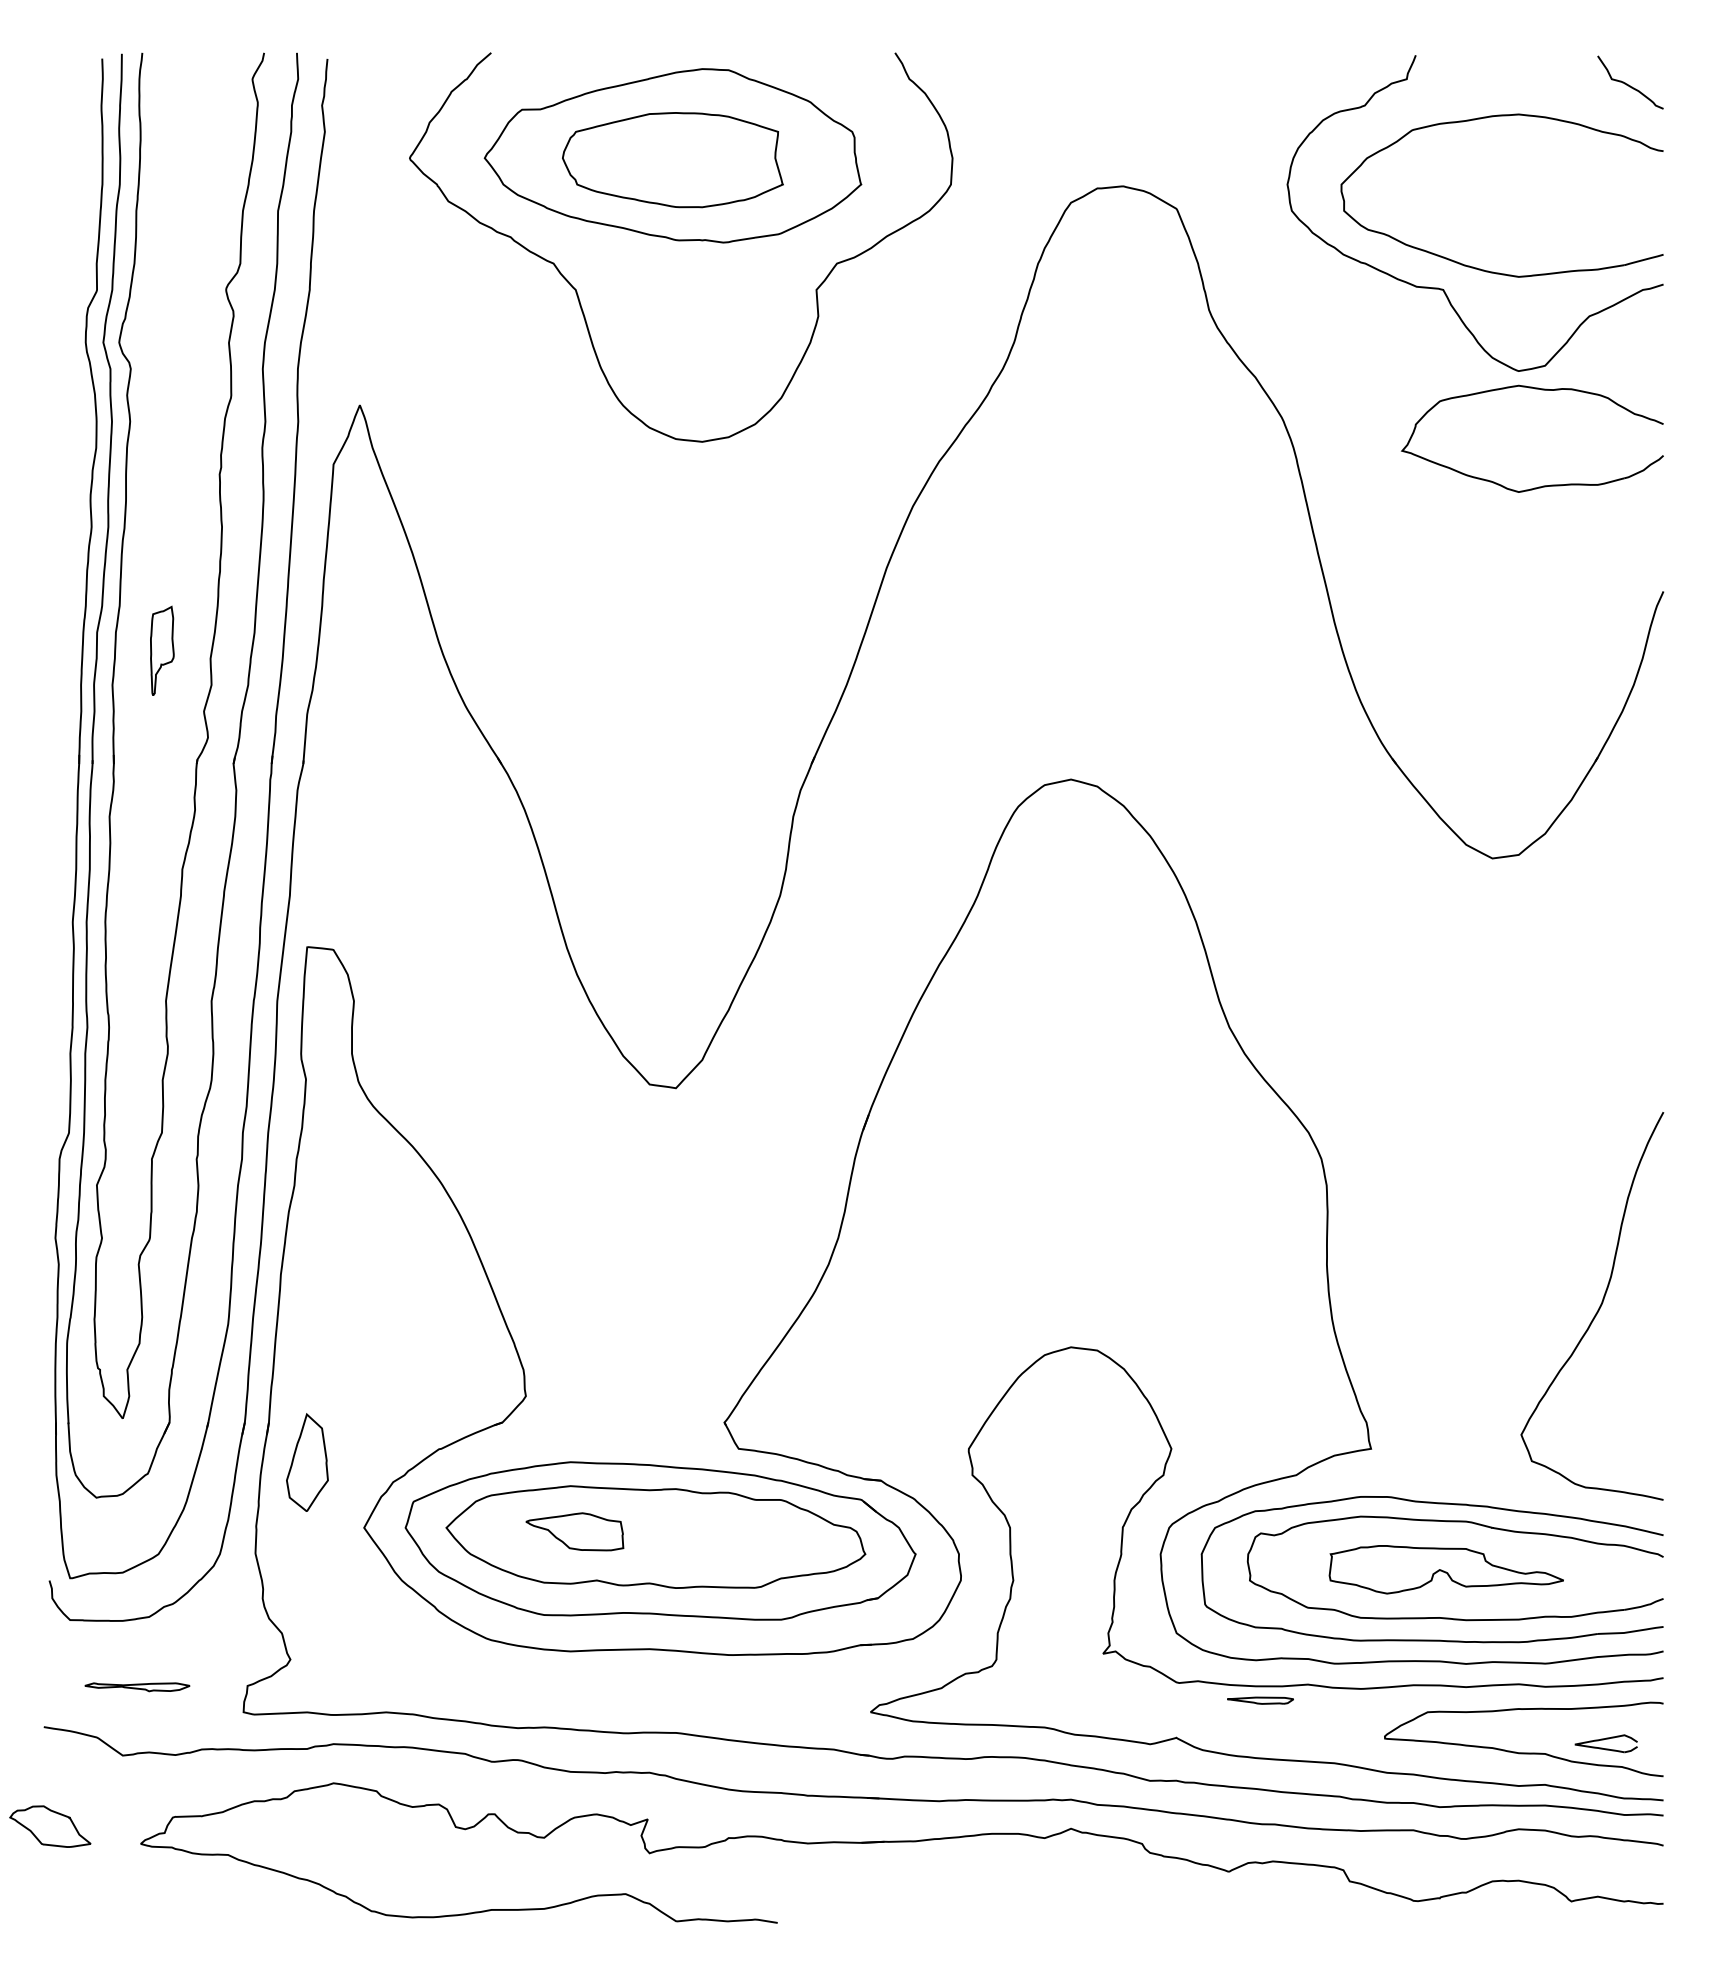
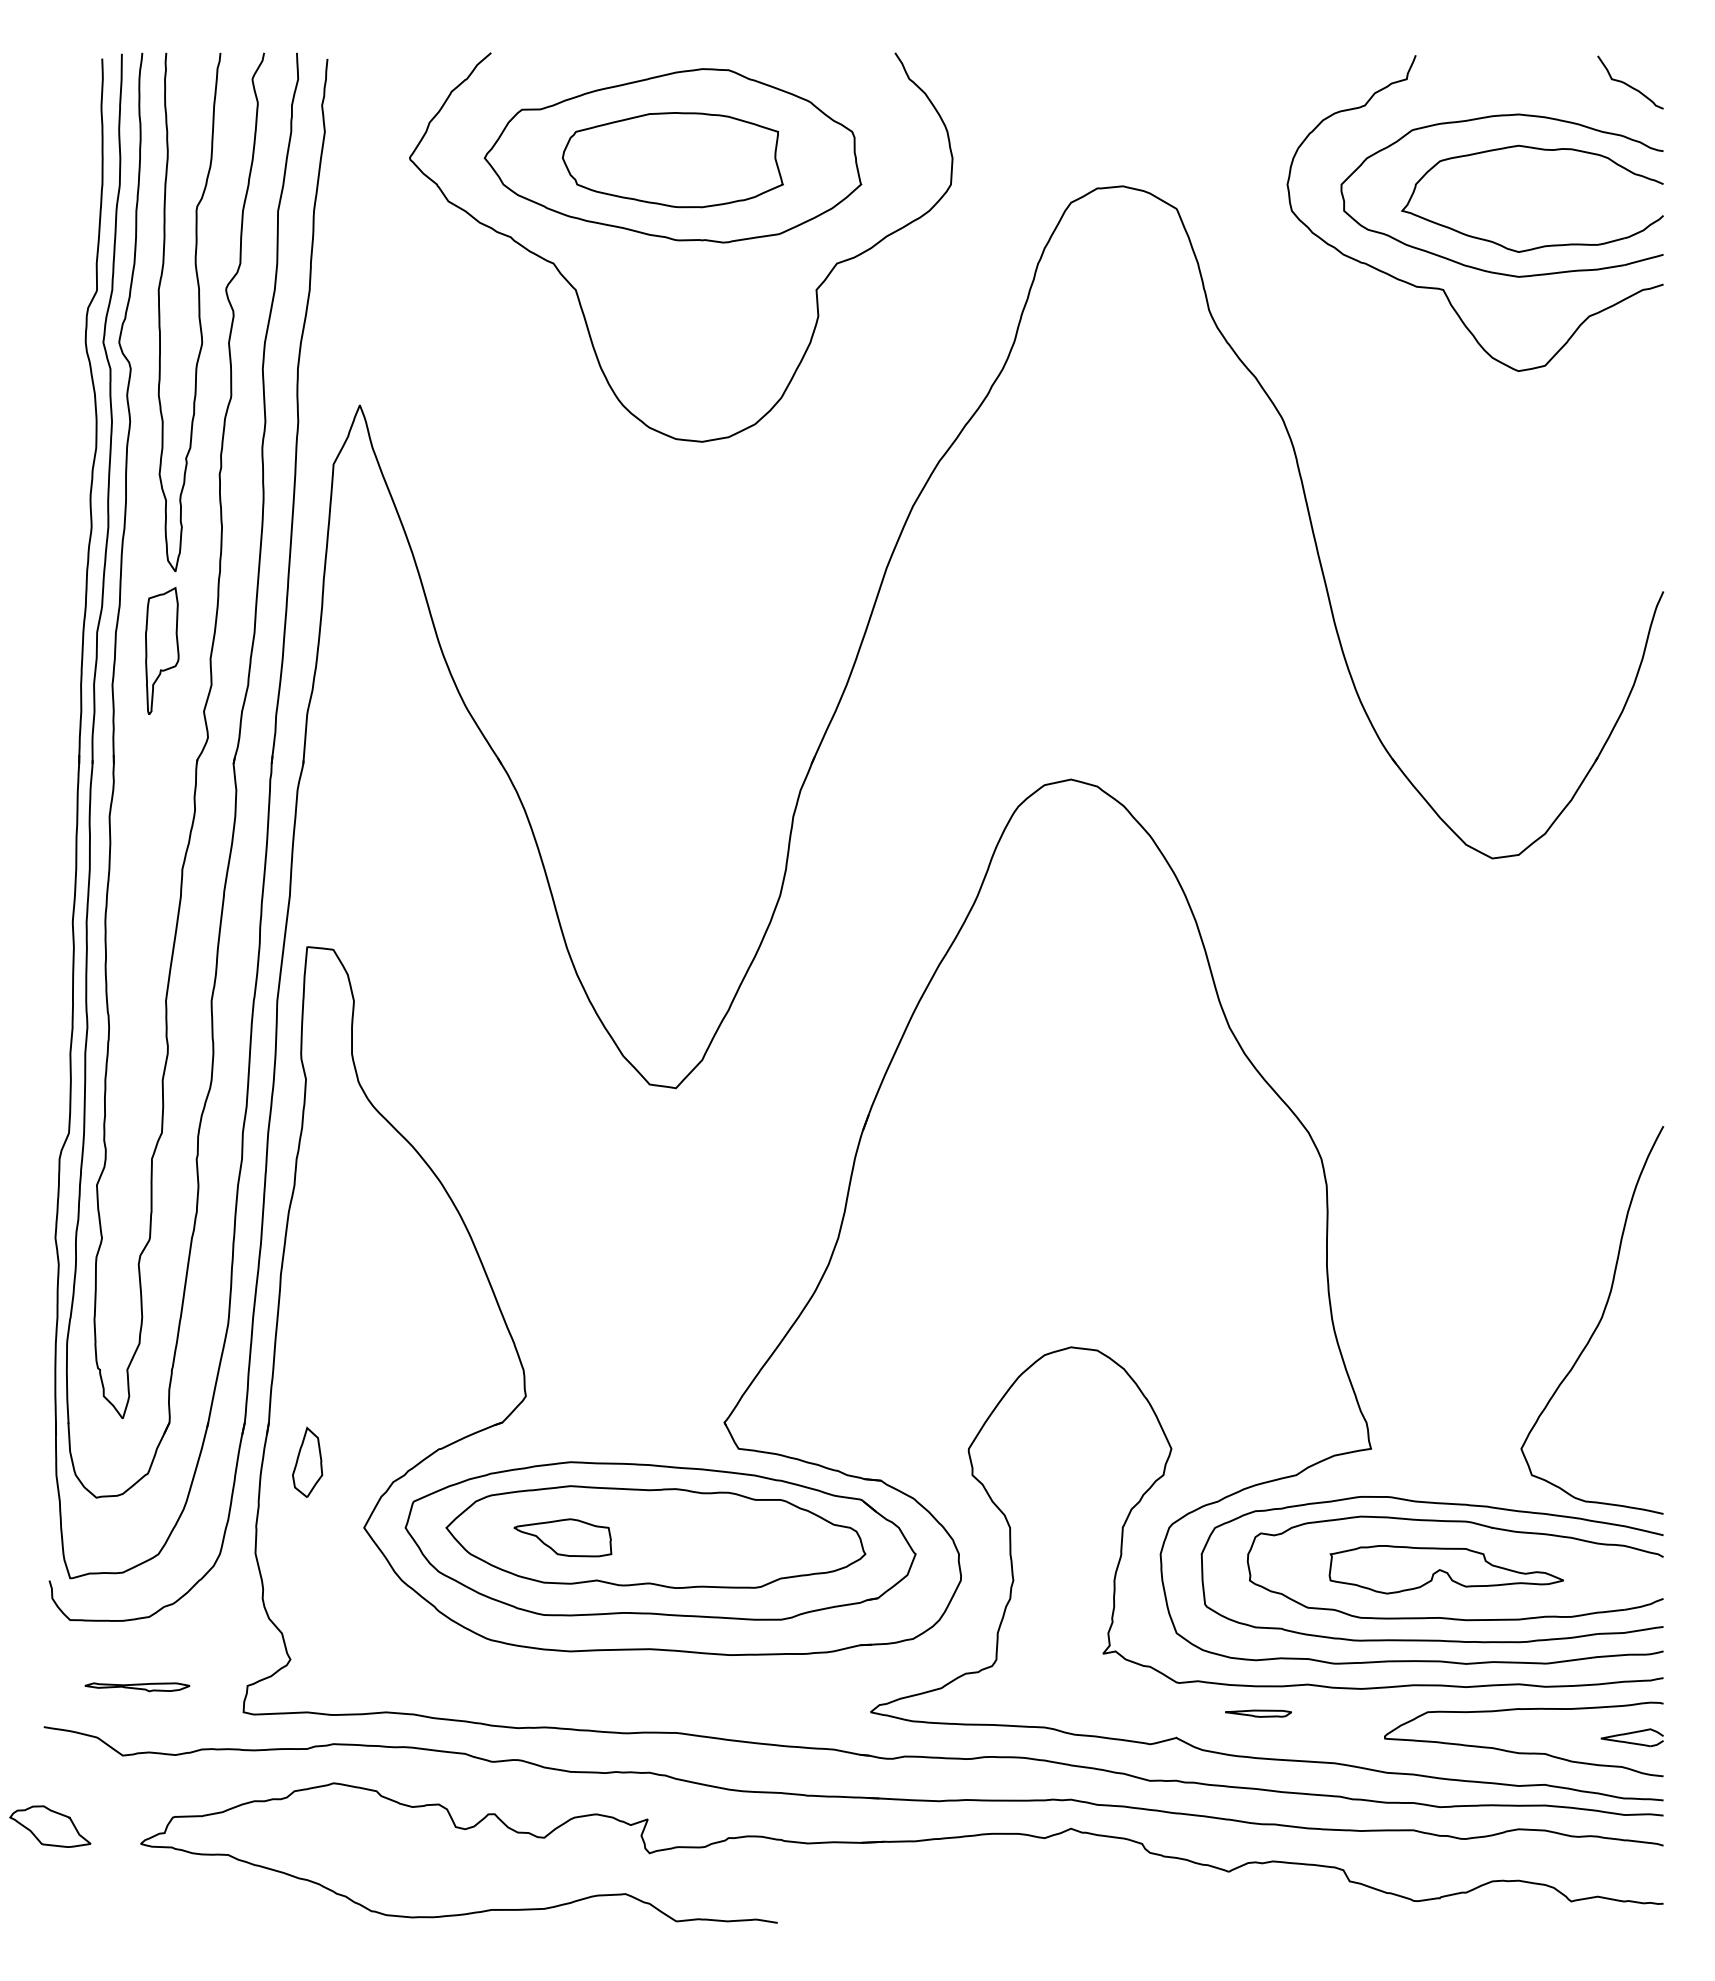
curve: none -> present (198, 312)
part position: (1543, 485) -> (1543, 245) (1543, 245)
part size: 25x91 px -> 35x128 px (162, 650)
curve position: (1598, 1308) -> (1598, 1322) (1598, 1322)
part size: 43x99 px -> 32x72 px (307, 1461)
part position: (574, 1531) -> (562, 1537) (562, 1537)
part position: (1260, 1700) -> (1258, 1713) (1258, 1713)
part position: (1605, 1743) -> (1631, 1737) (1631, 1737)
